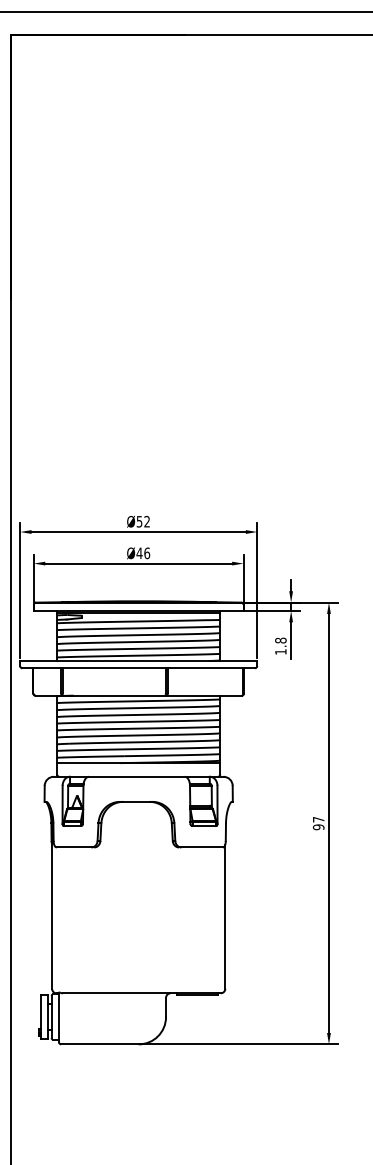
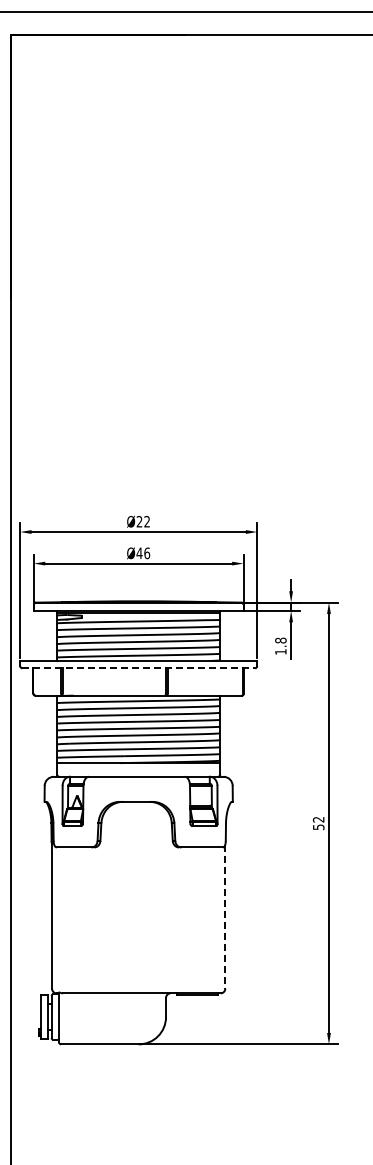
text: Ø52 -> Ø22 (139, 521)
line: solid -> dashed (139, 668)
text: 97 -> 52 (318, 823)
line: solid -> dashed (225, 917)
